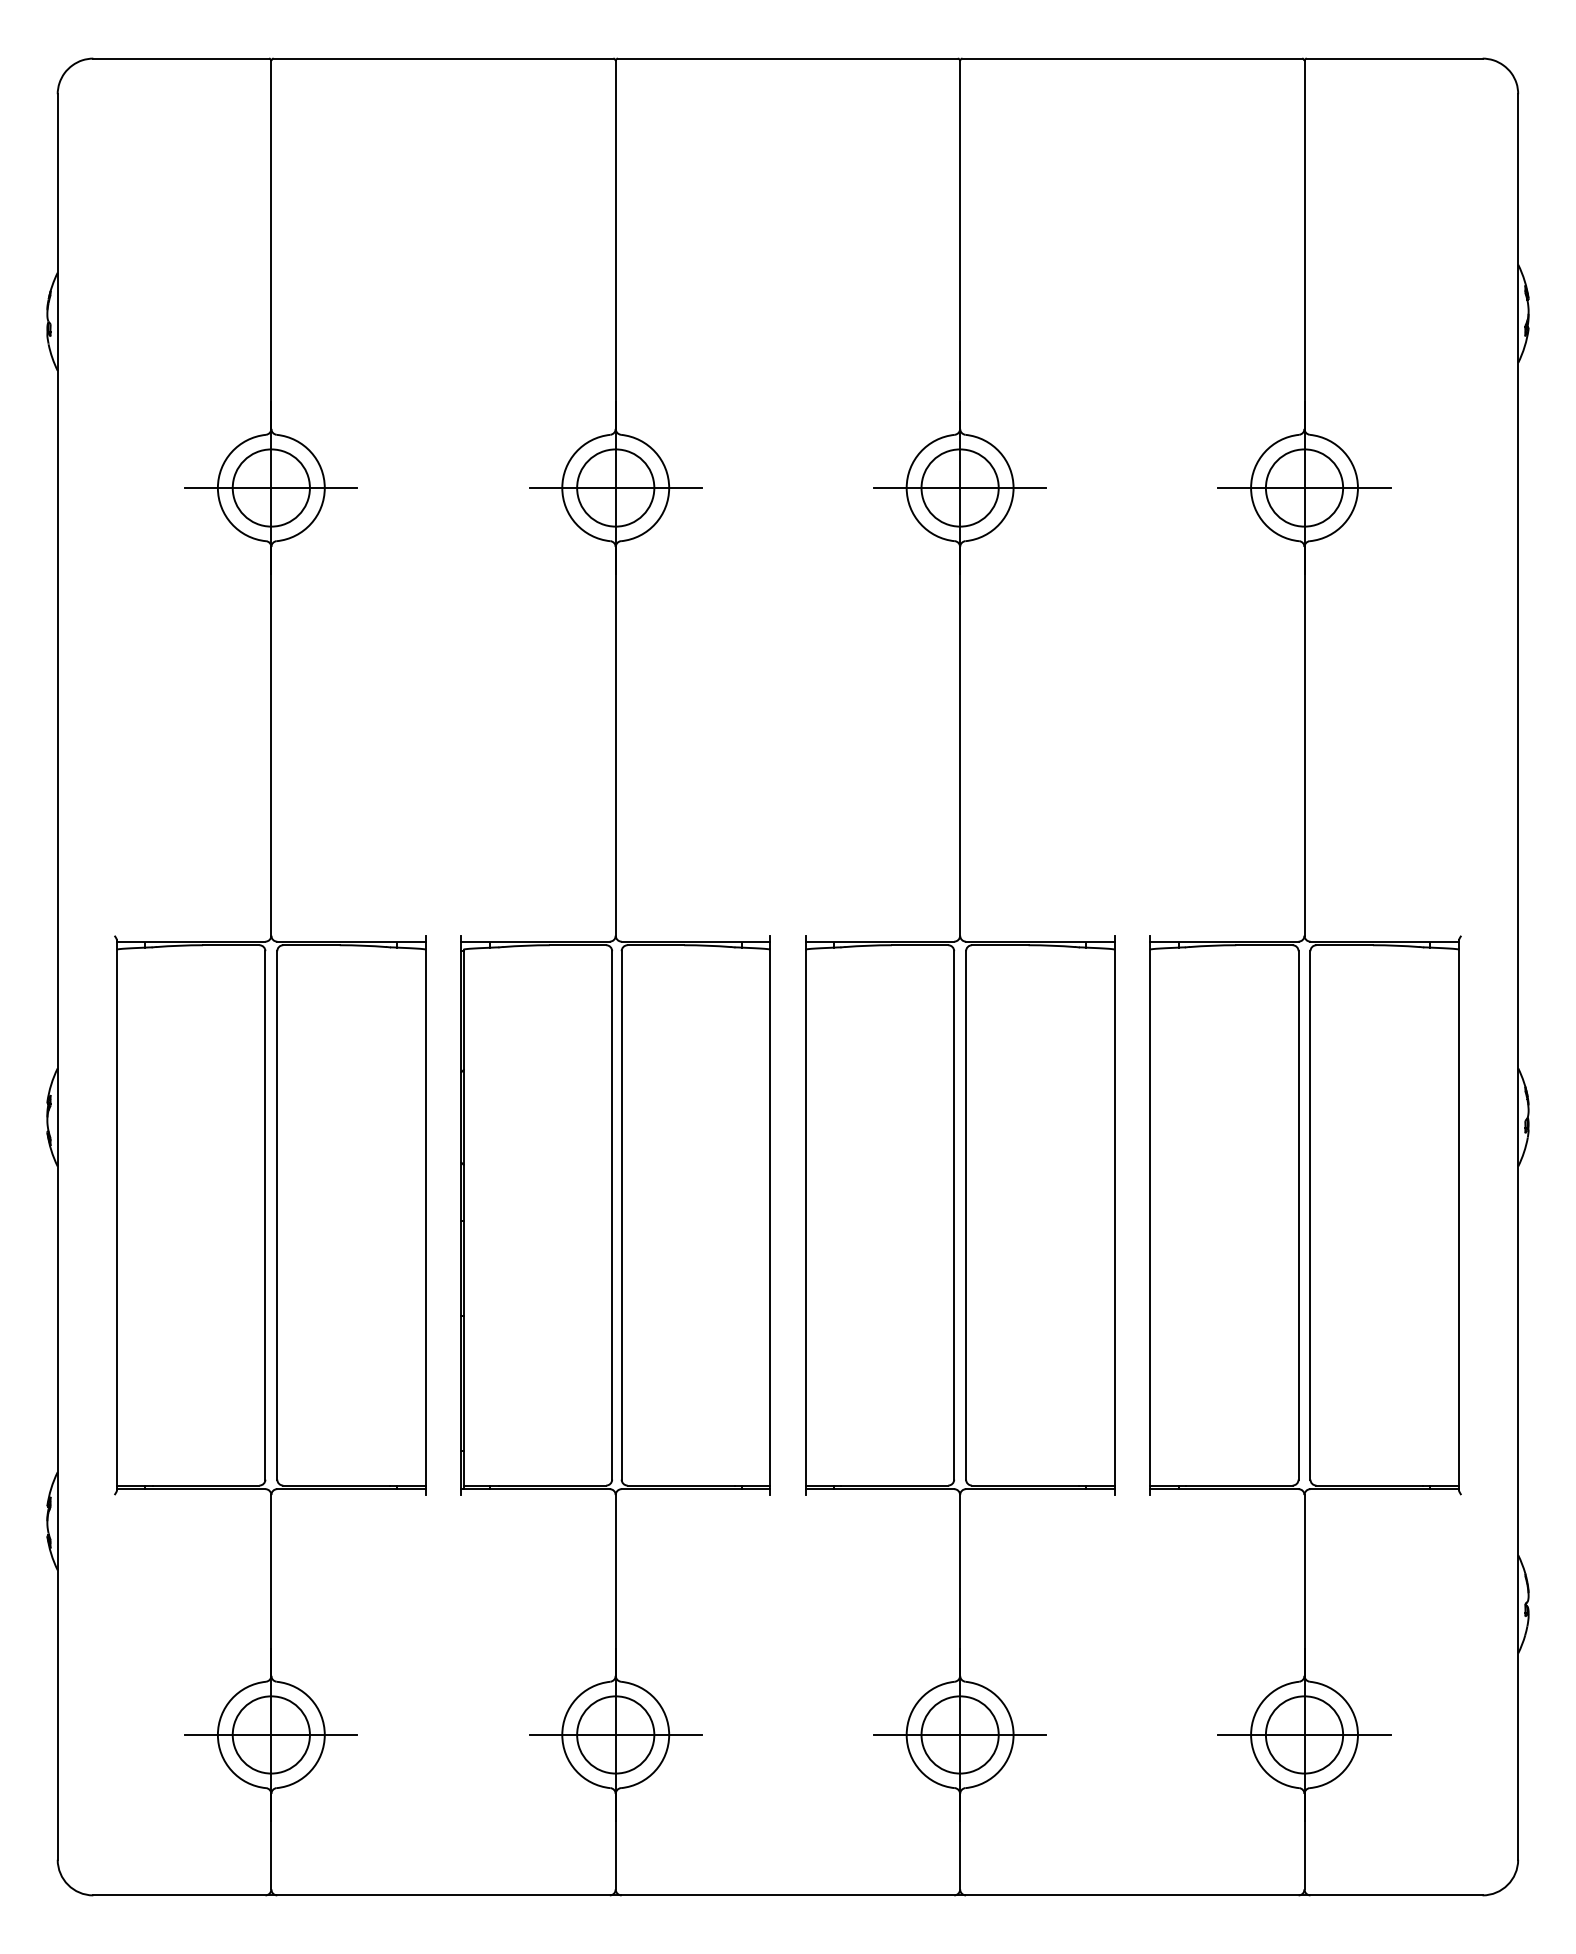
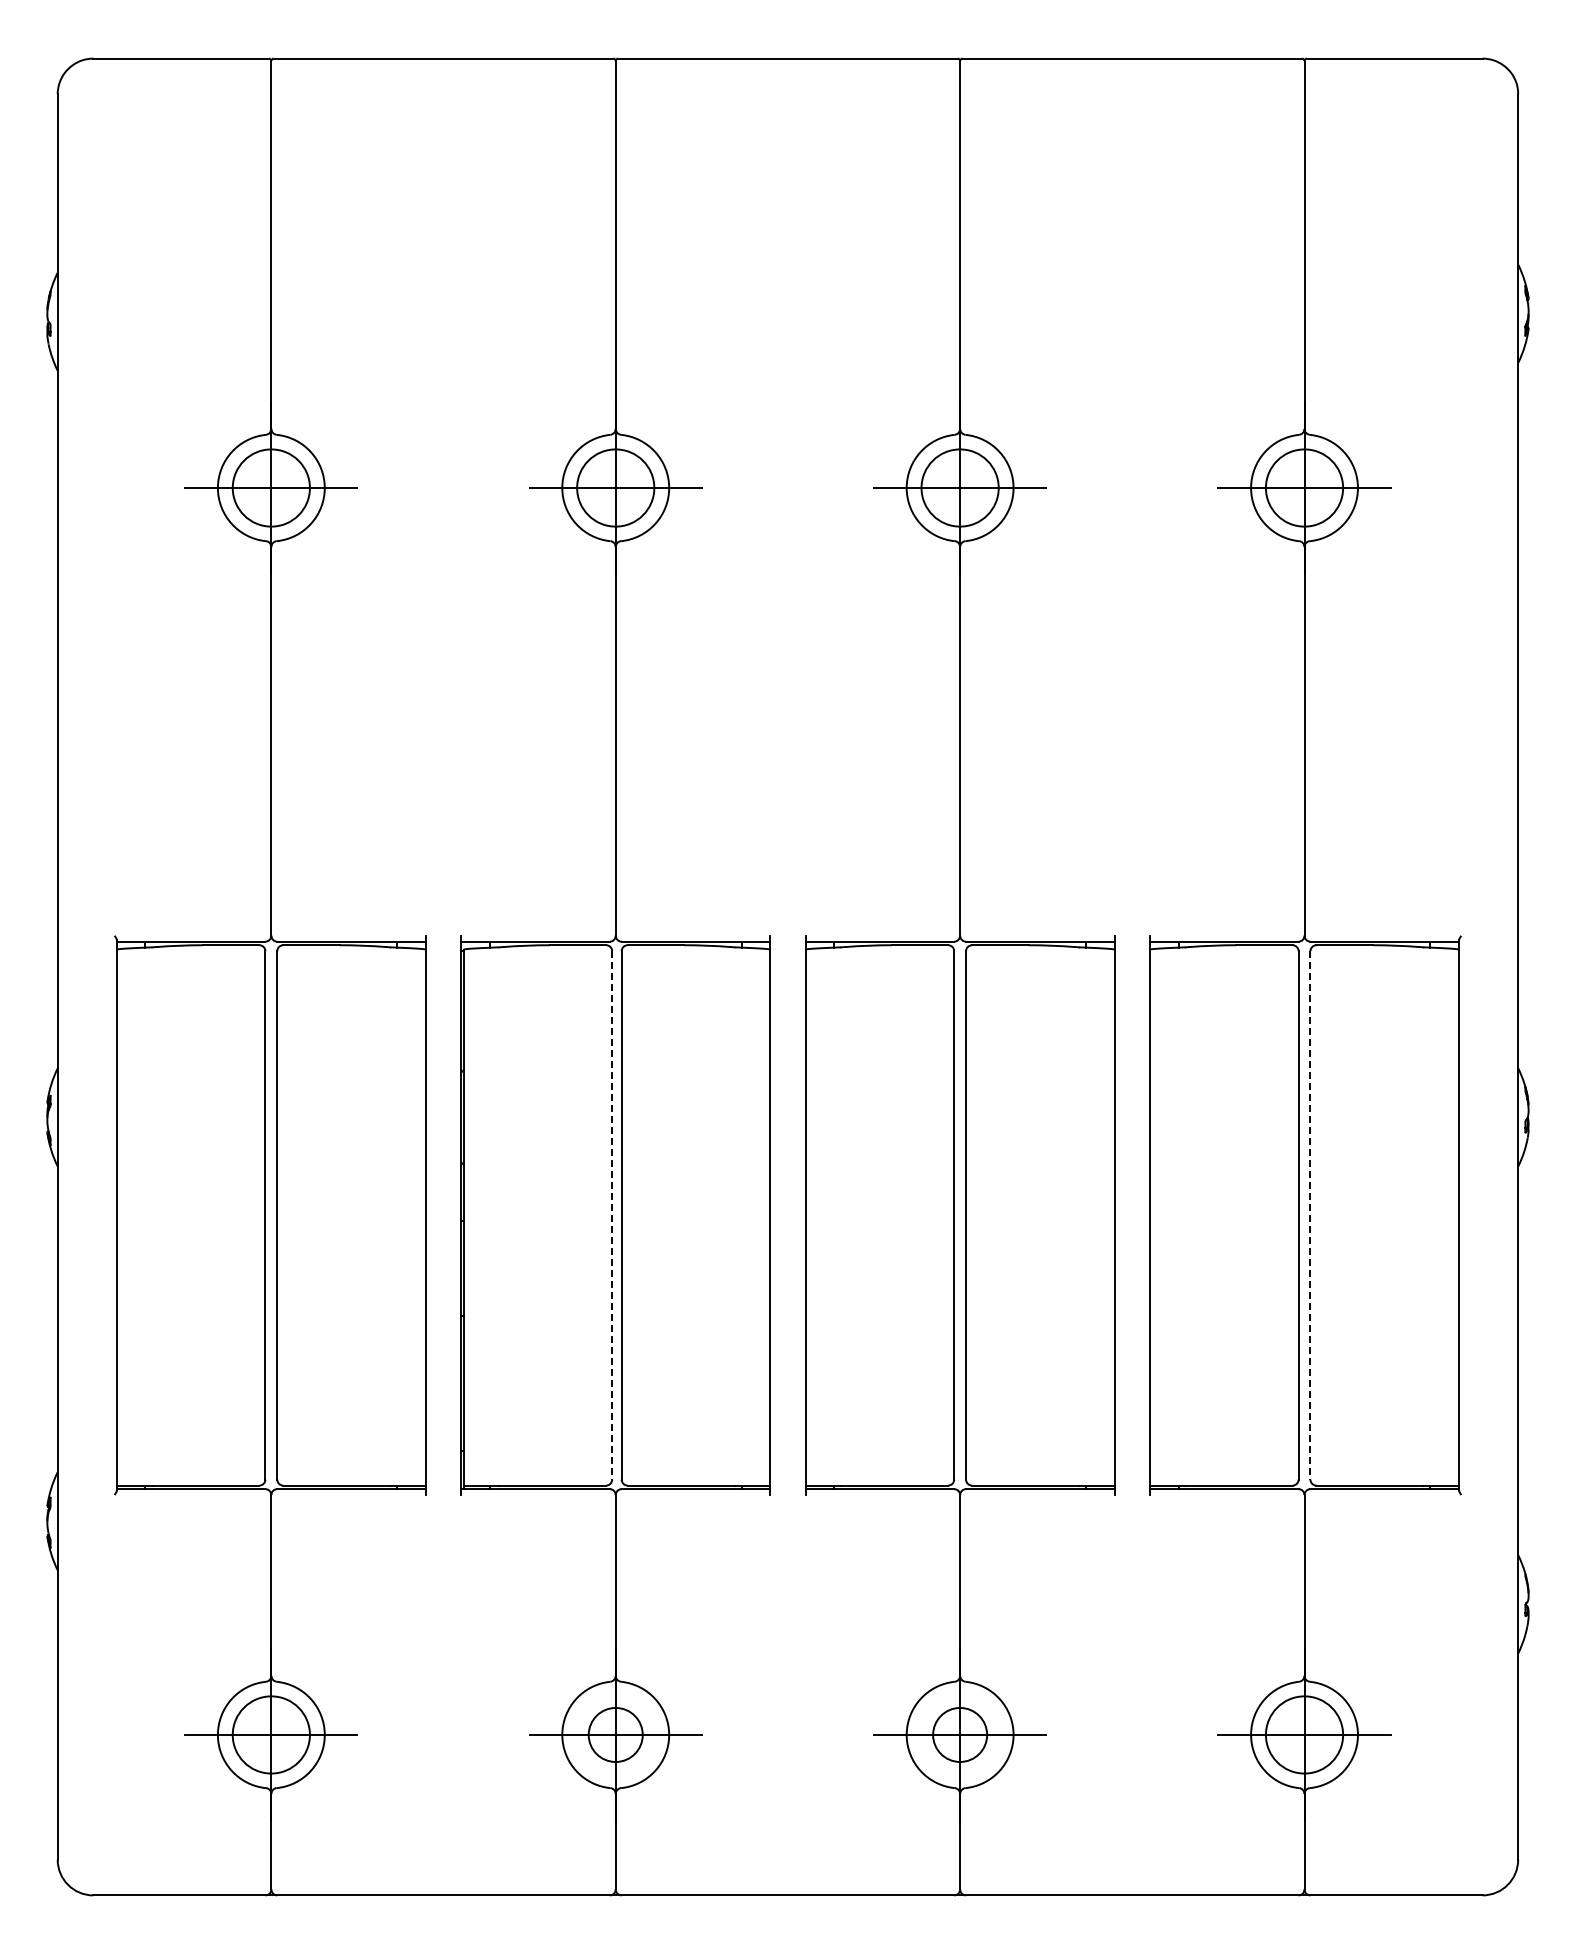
line: solid -> dashed (612, 1215)
line: solid -> dashed (1310, 1215)
circle diameter: 77 px -> 54 px (615, 1734)
circle diameter: 77 px -> 54 px (960, 1734)
